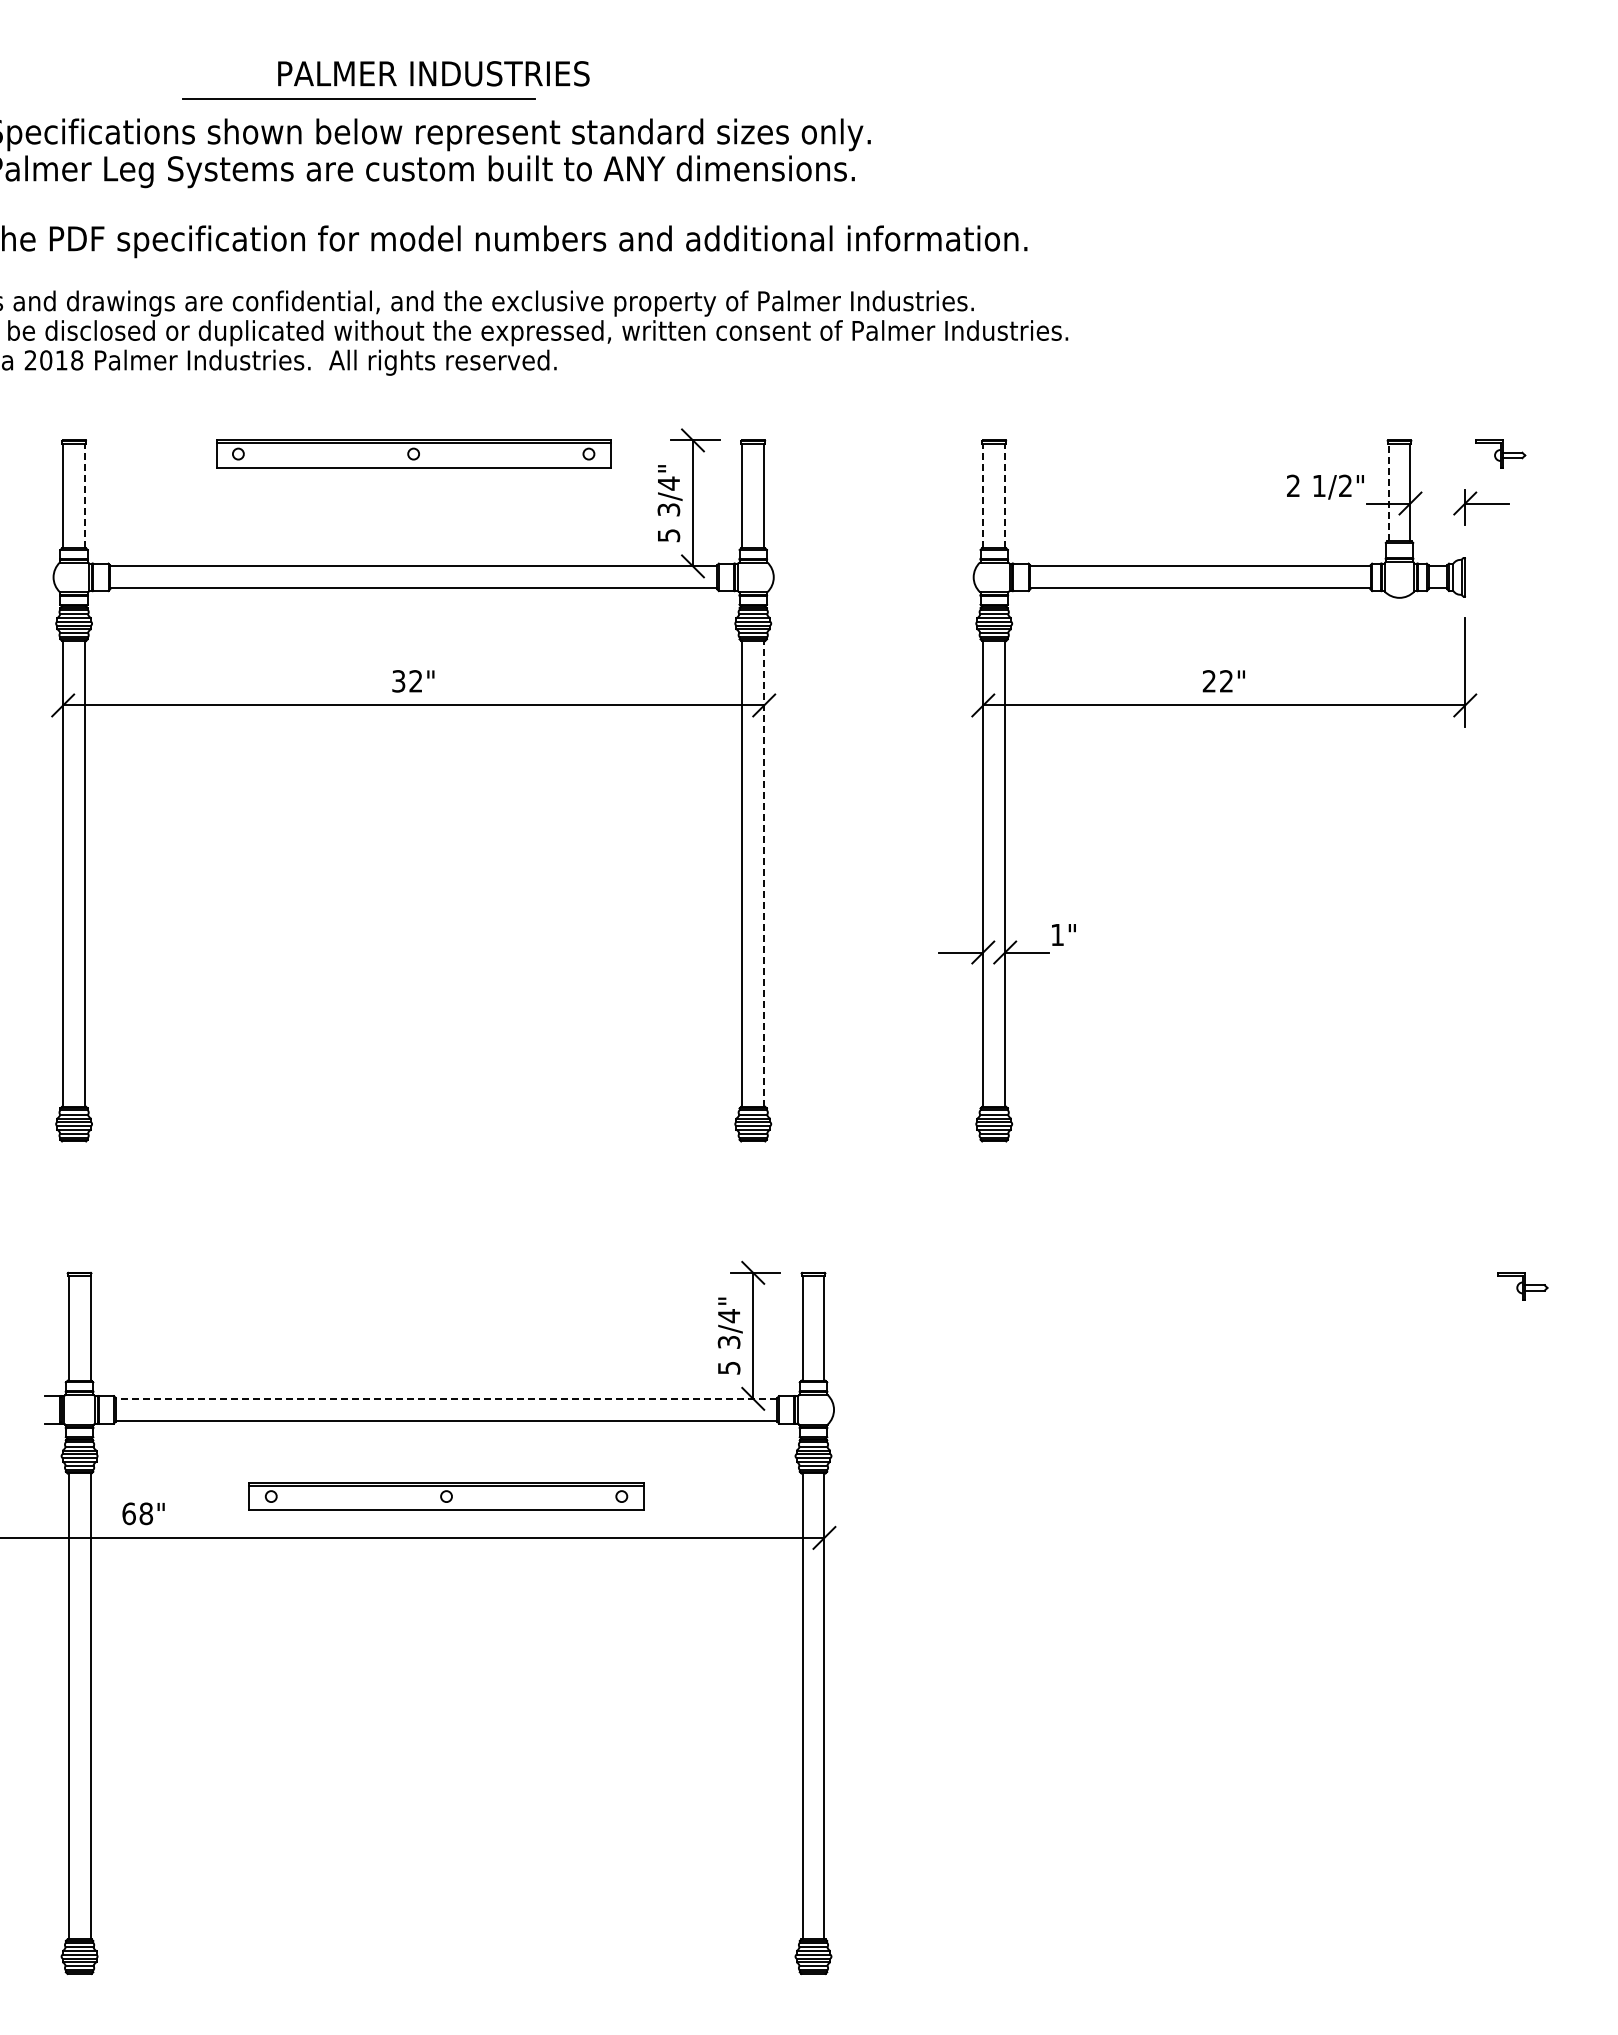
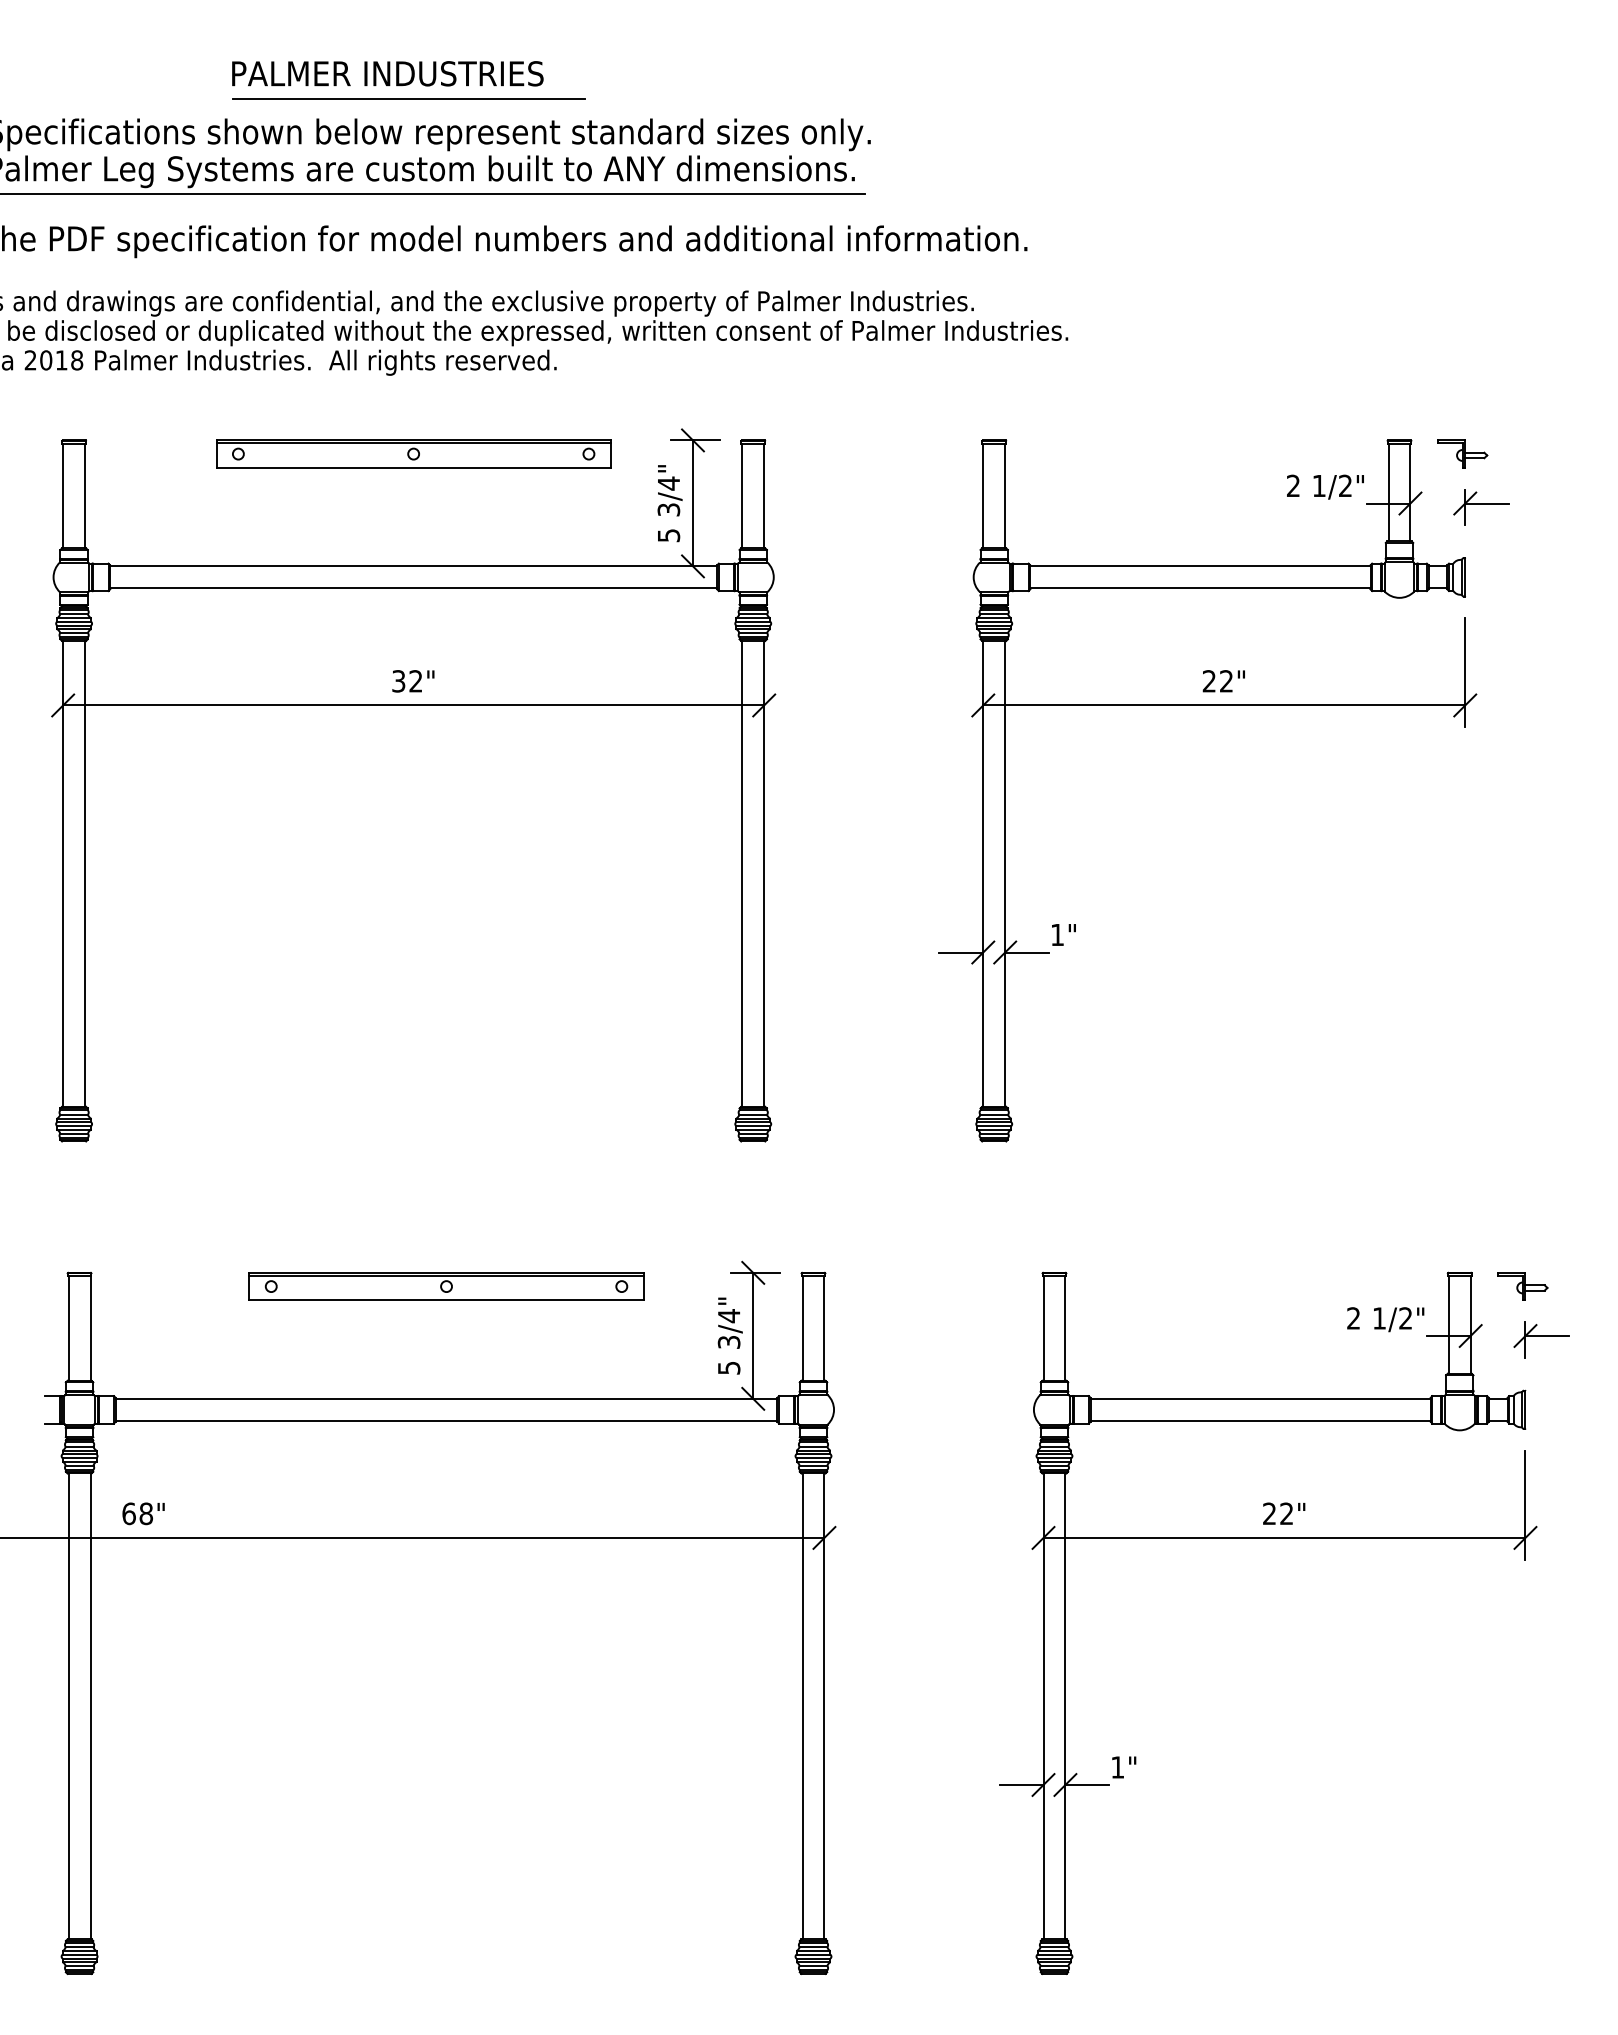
text position: (433, 73) -> (387, 73) (387, 73)
line position: (358, 98) -> (408, 98) (408, 98)
line: none -> present (433, 194)
part position: (1500, 453) -> (1462, 453) (1462, 453)
line: dashed -> solid (1388, 492)
line: dashed -> solid (85, 495)
line: dashed -> solid (983, 495)
line: dashed -> solid (1005, 495)
line: dashed -> solid (764, 873)
line: dashed -> solid (446, 1398)
part position: (446, 1496) -> (446, 1286) (446, 1286)
part: none -> present (1284, 1538)
